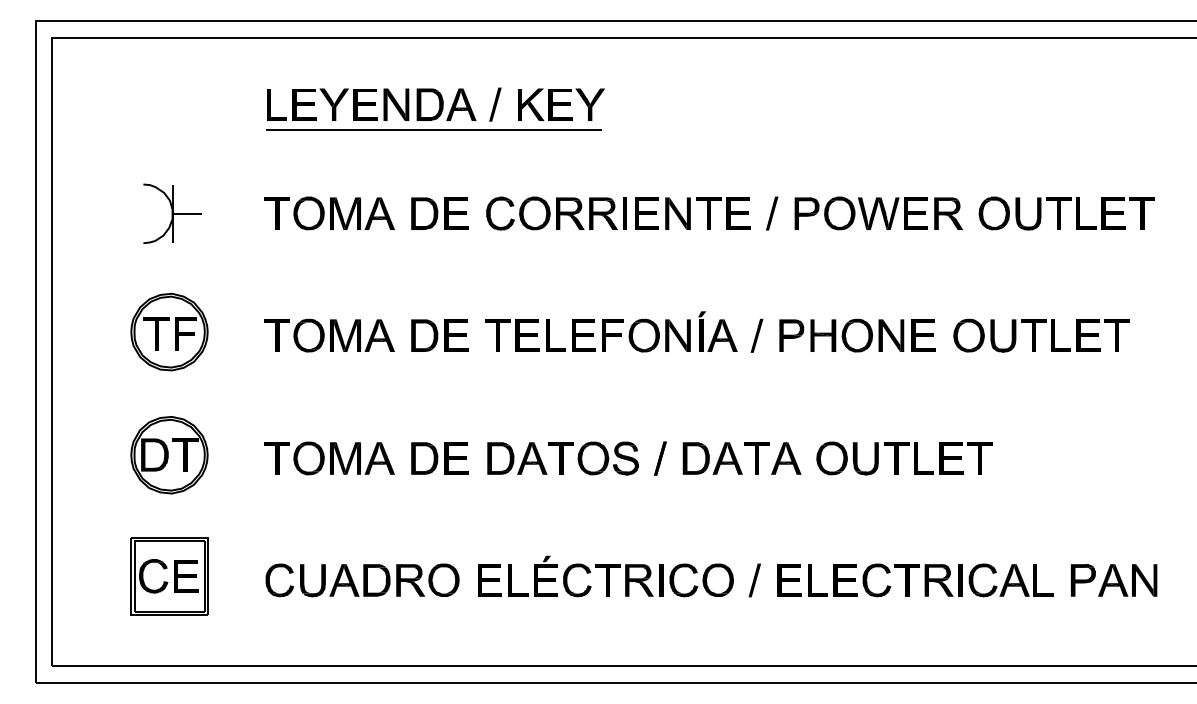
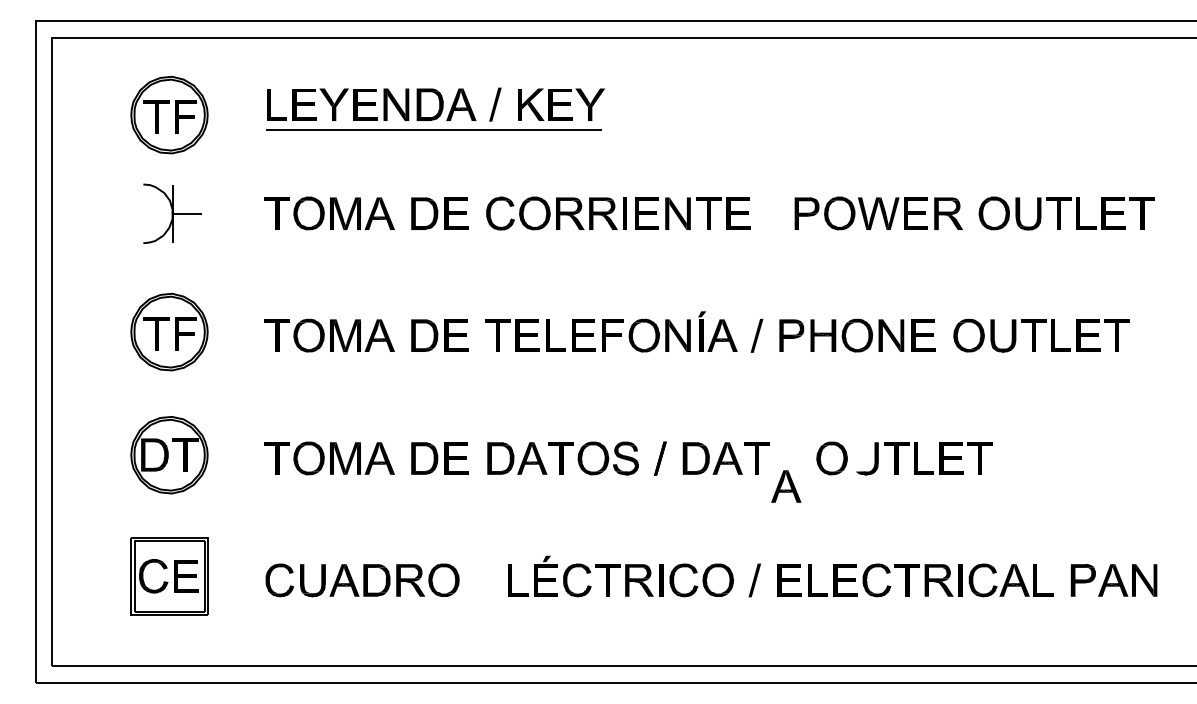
part: none -> present (169, 114)
line: present -> none (772, 213)
fill: present -> none (858, 456)
part position: (786, 458) -> (786, 486) (786, 486)
fill: present -> none (489, 580)
